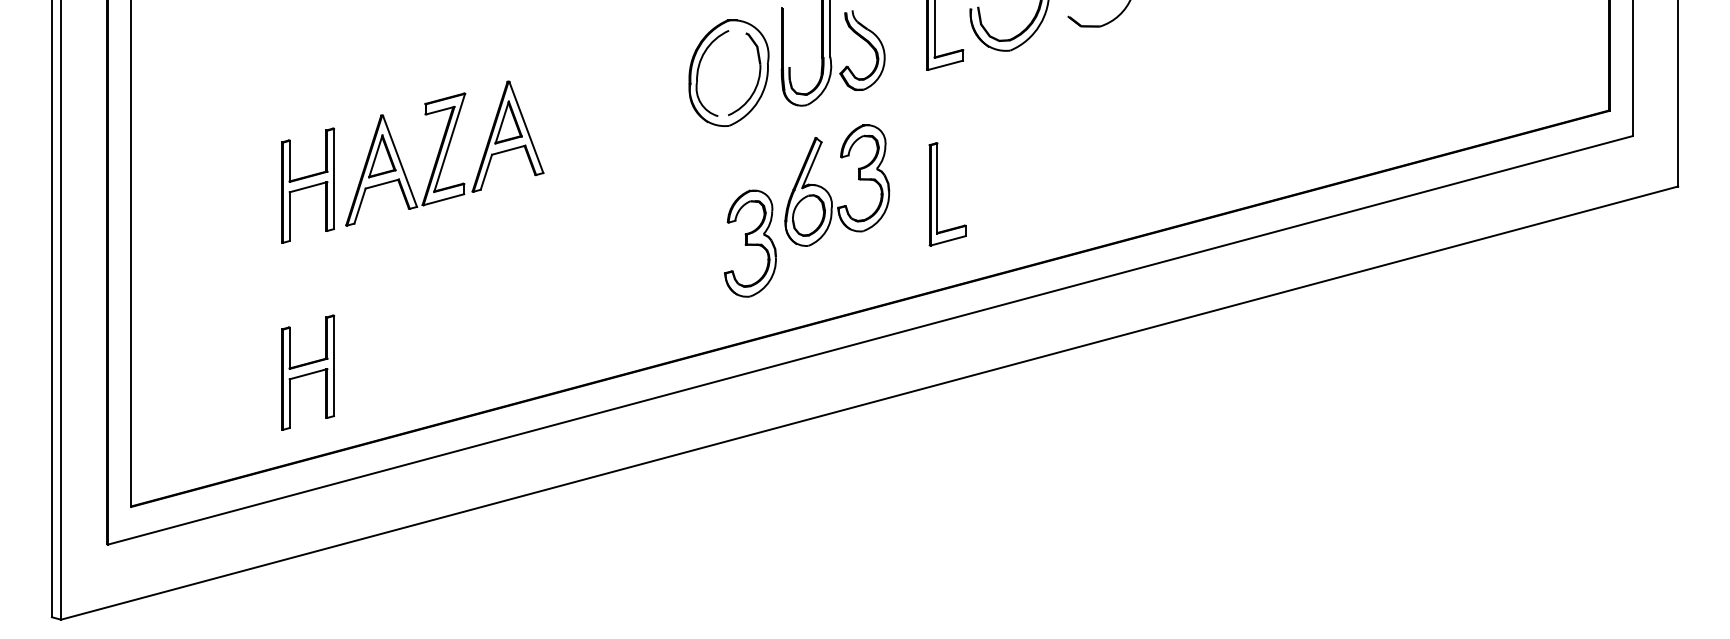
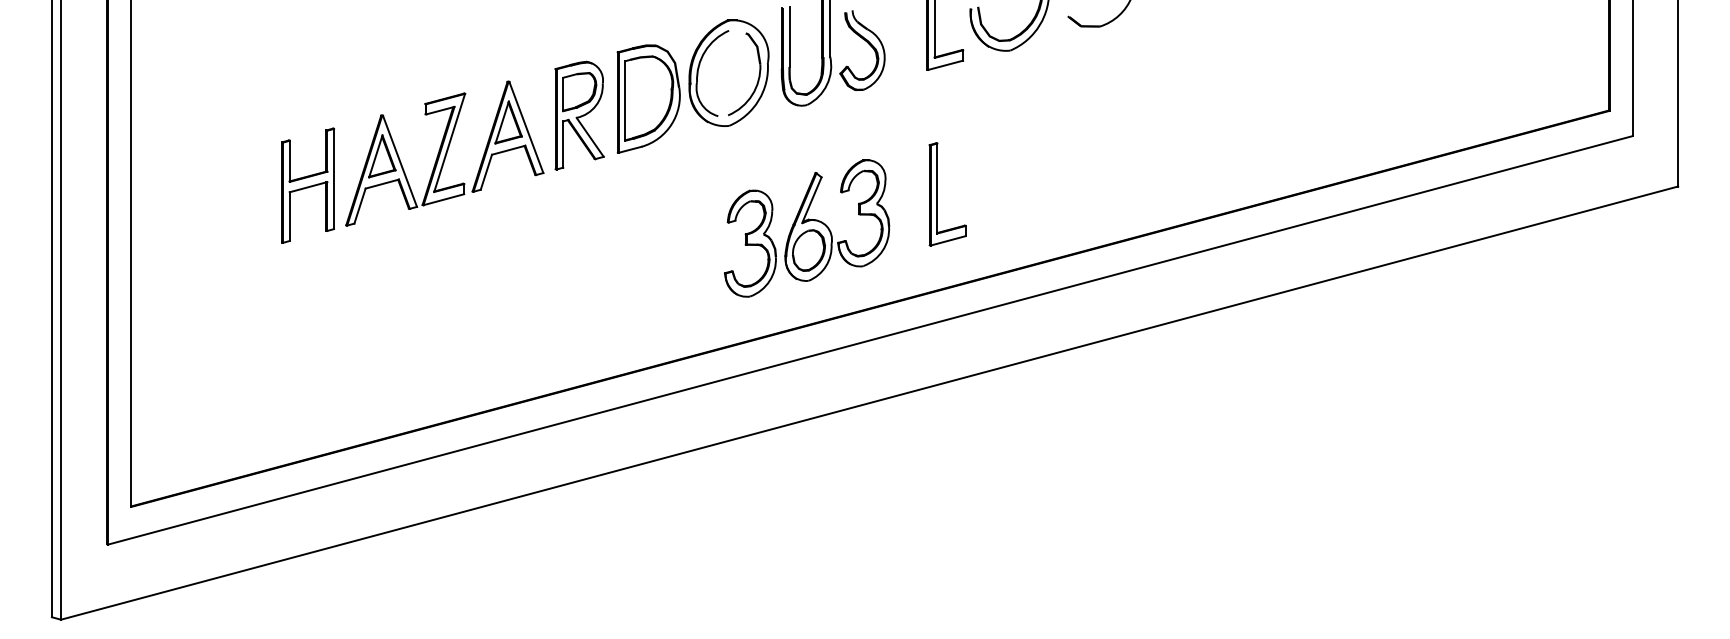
line: none -> present (789, 36)
part: none -> present (648, 98)
part: none -> present (579, 115)
part position: (828, 191) -> (828, 226) (828, 226)
part: present -> none (307, 372)
